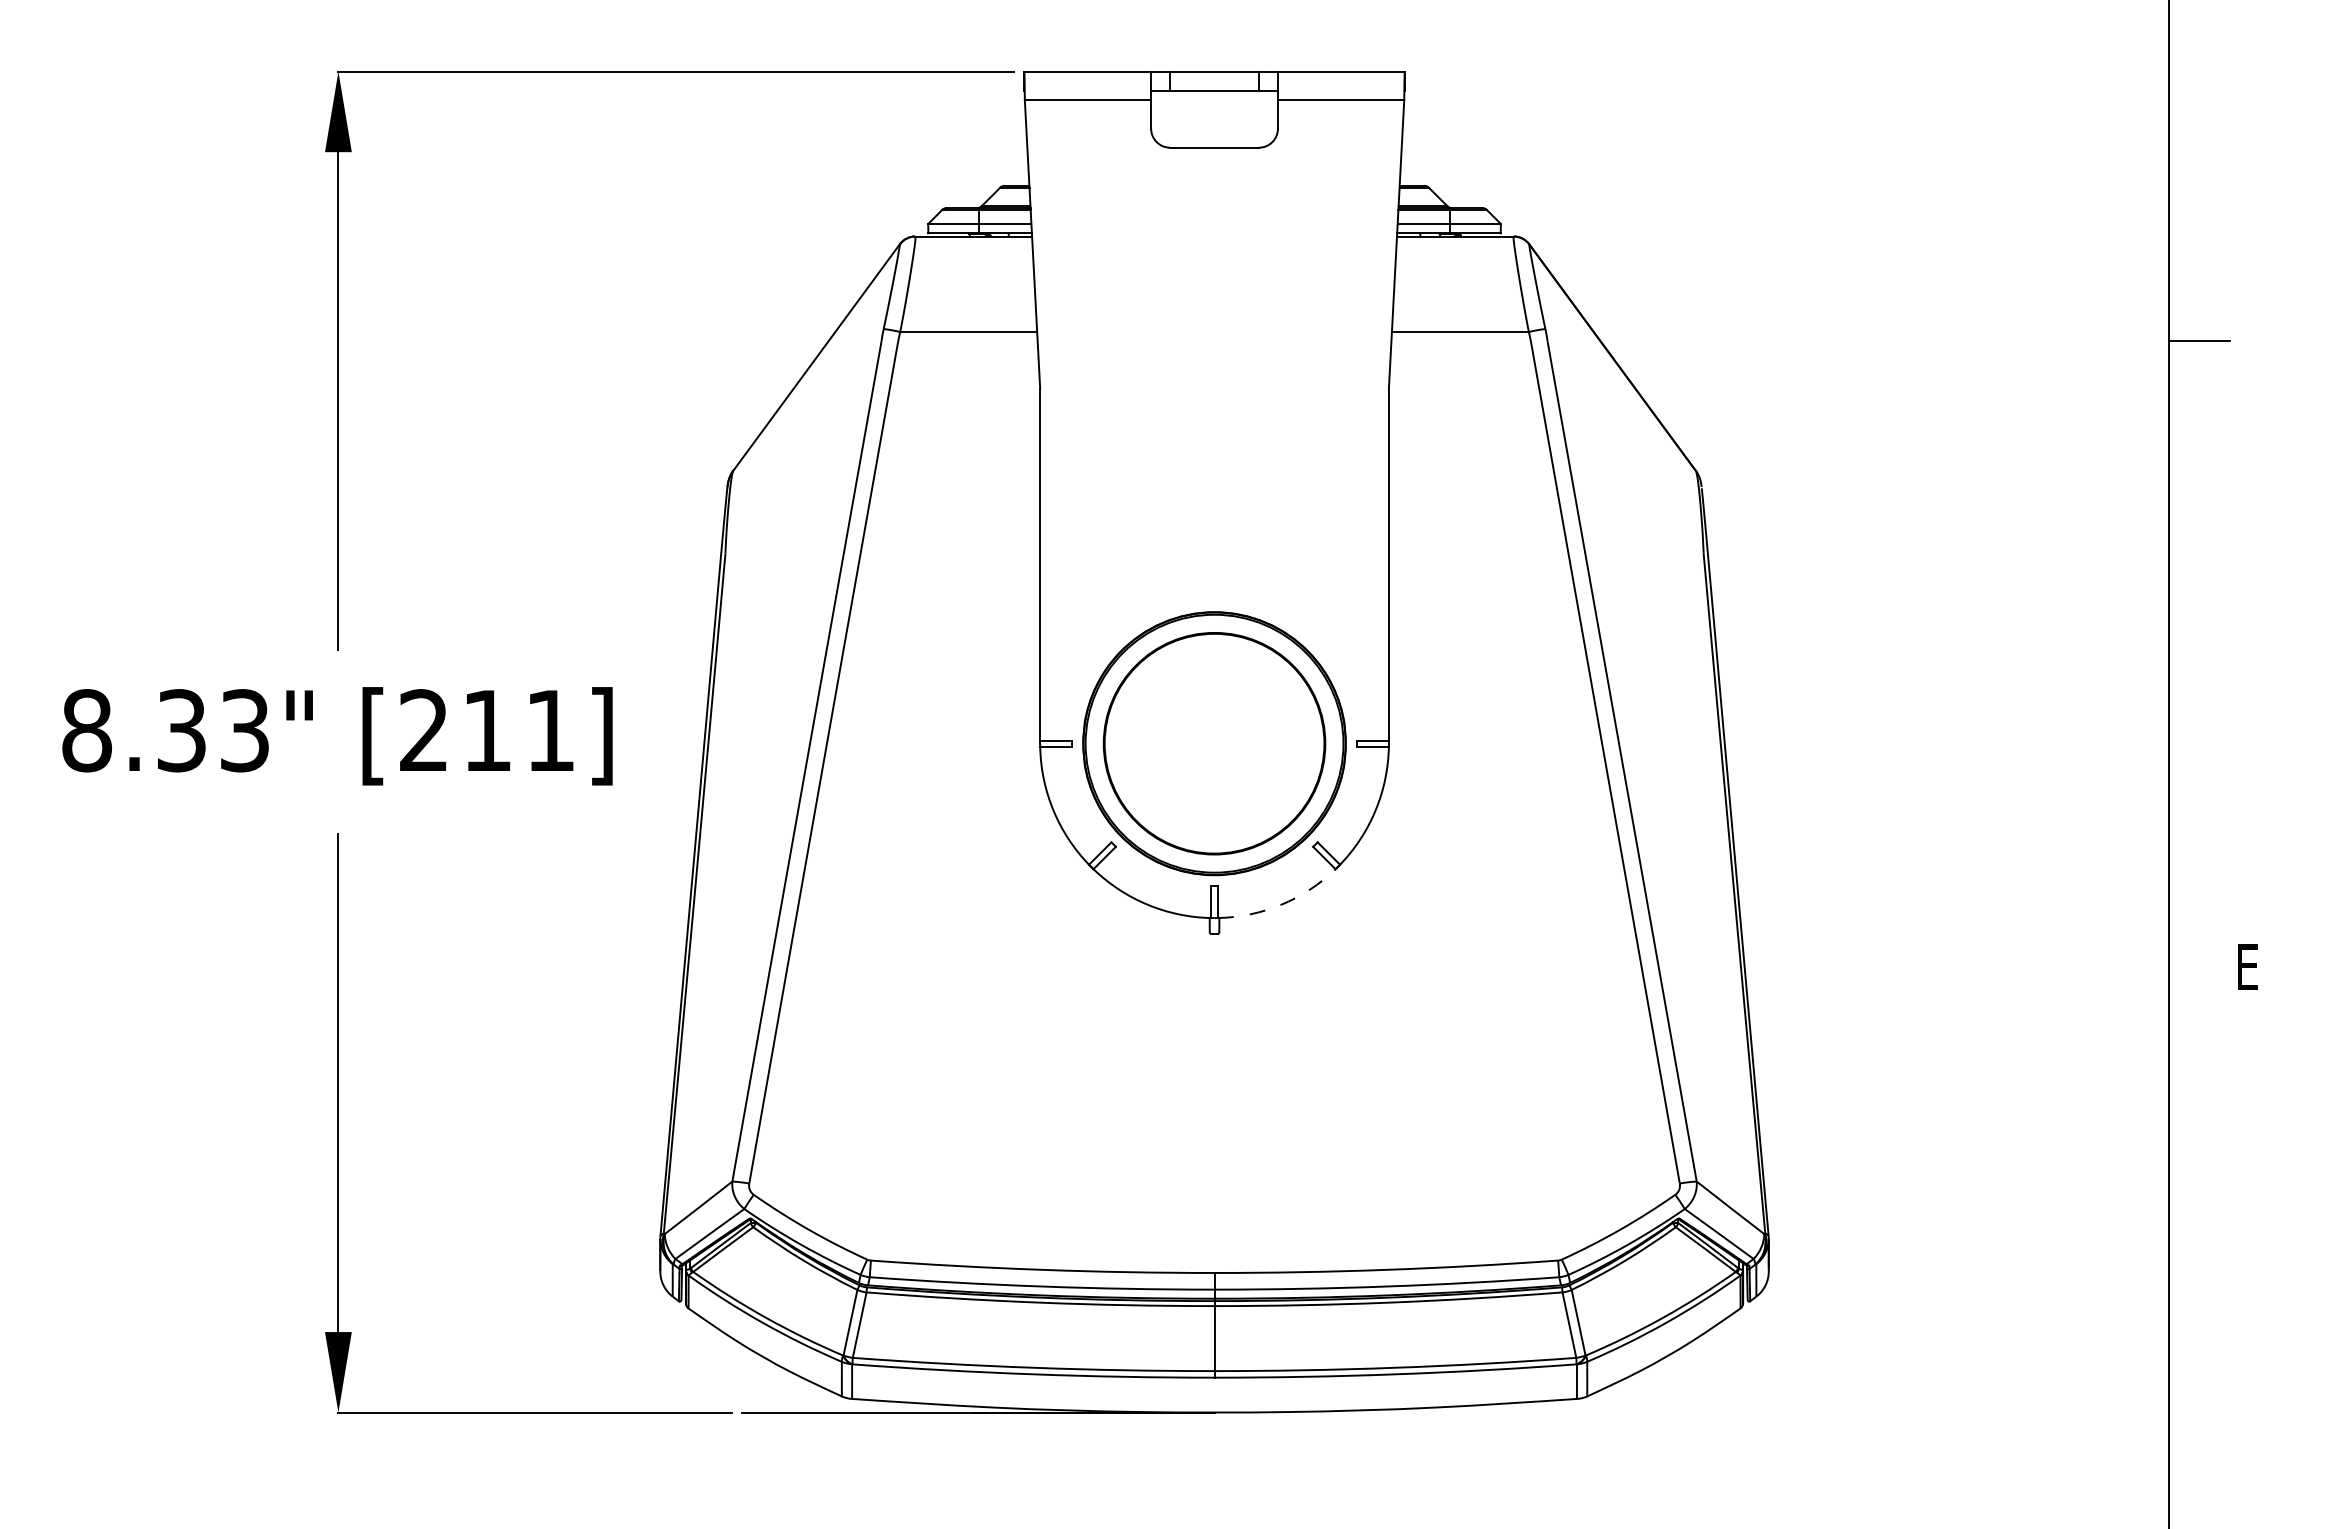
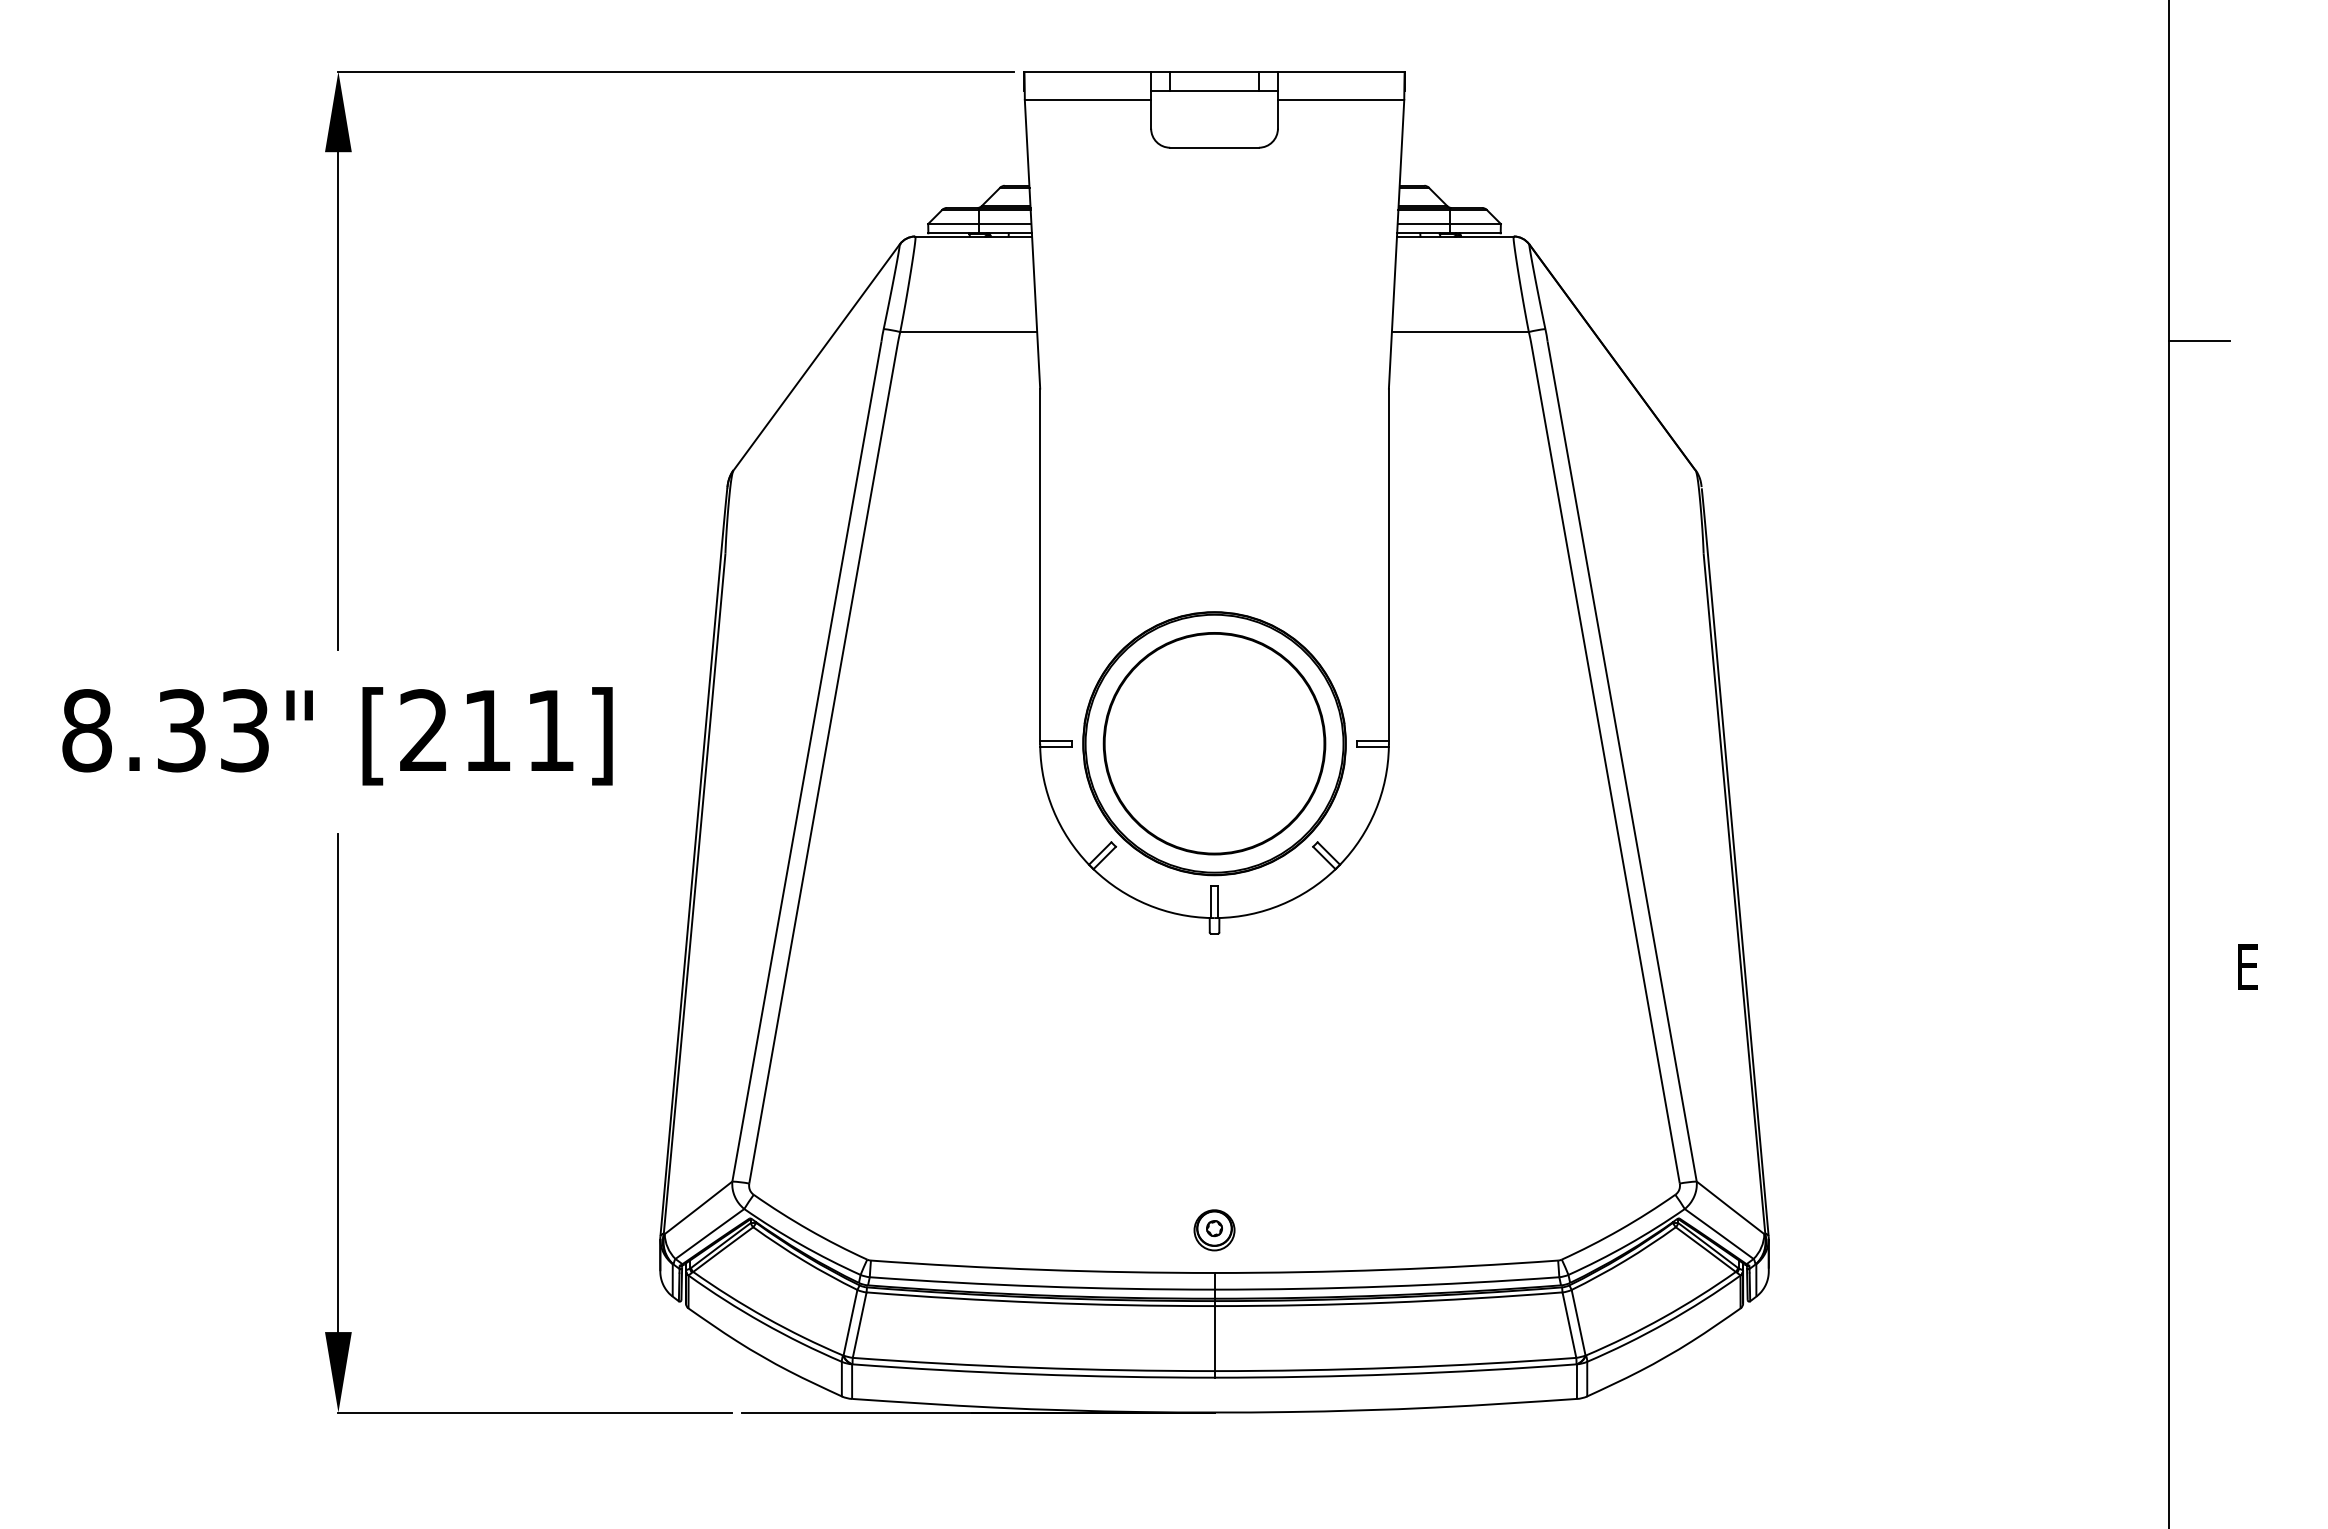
arc: dashed -> solid (1281, 904)
part: none -> present (1214, 1230)
